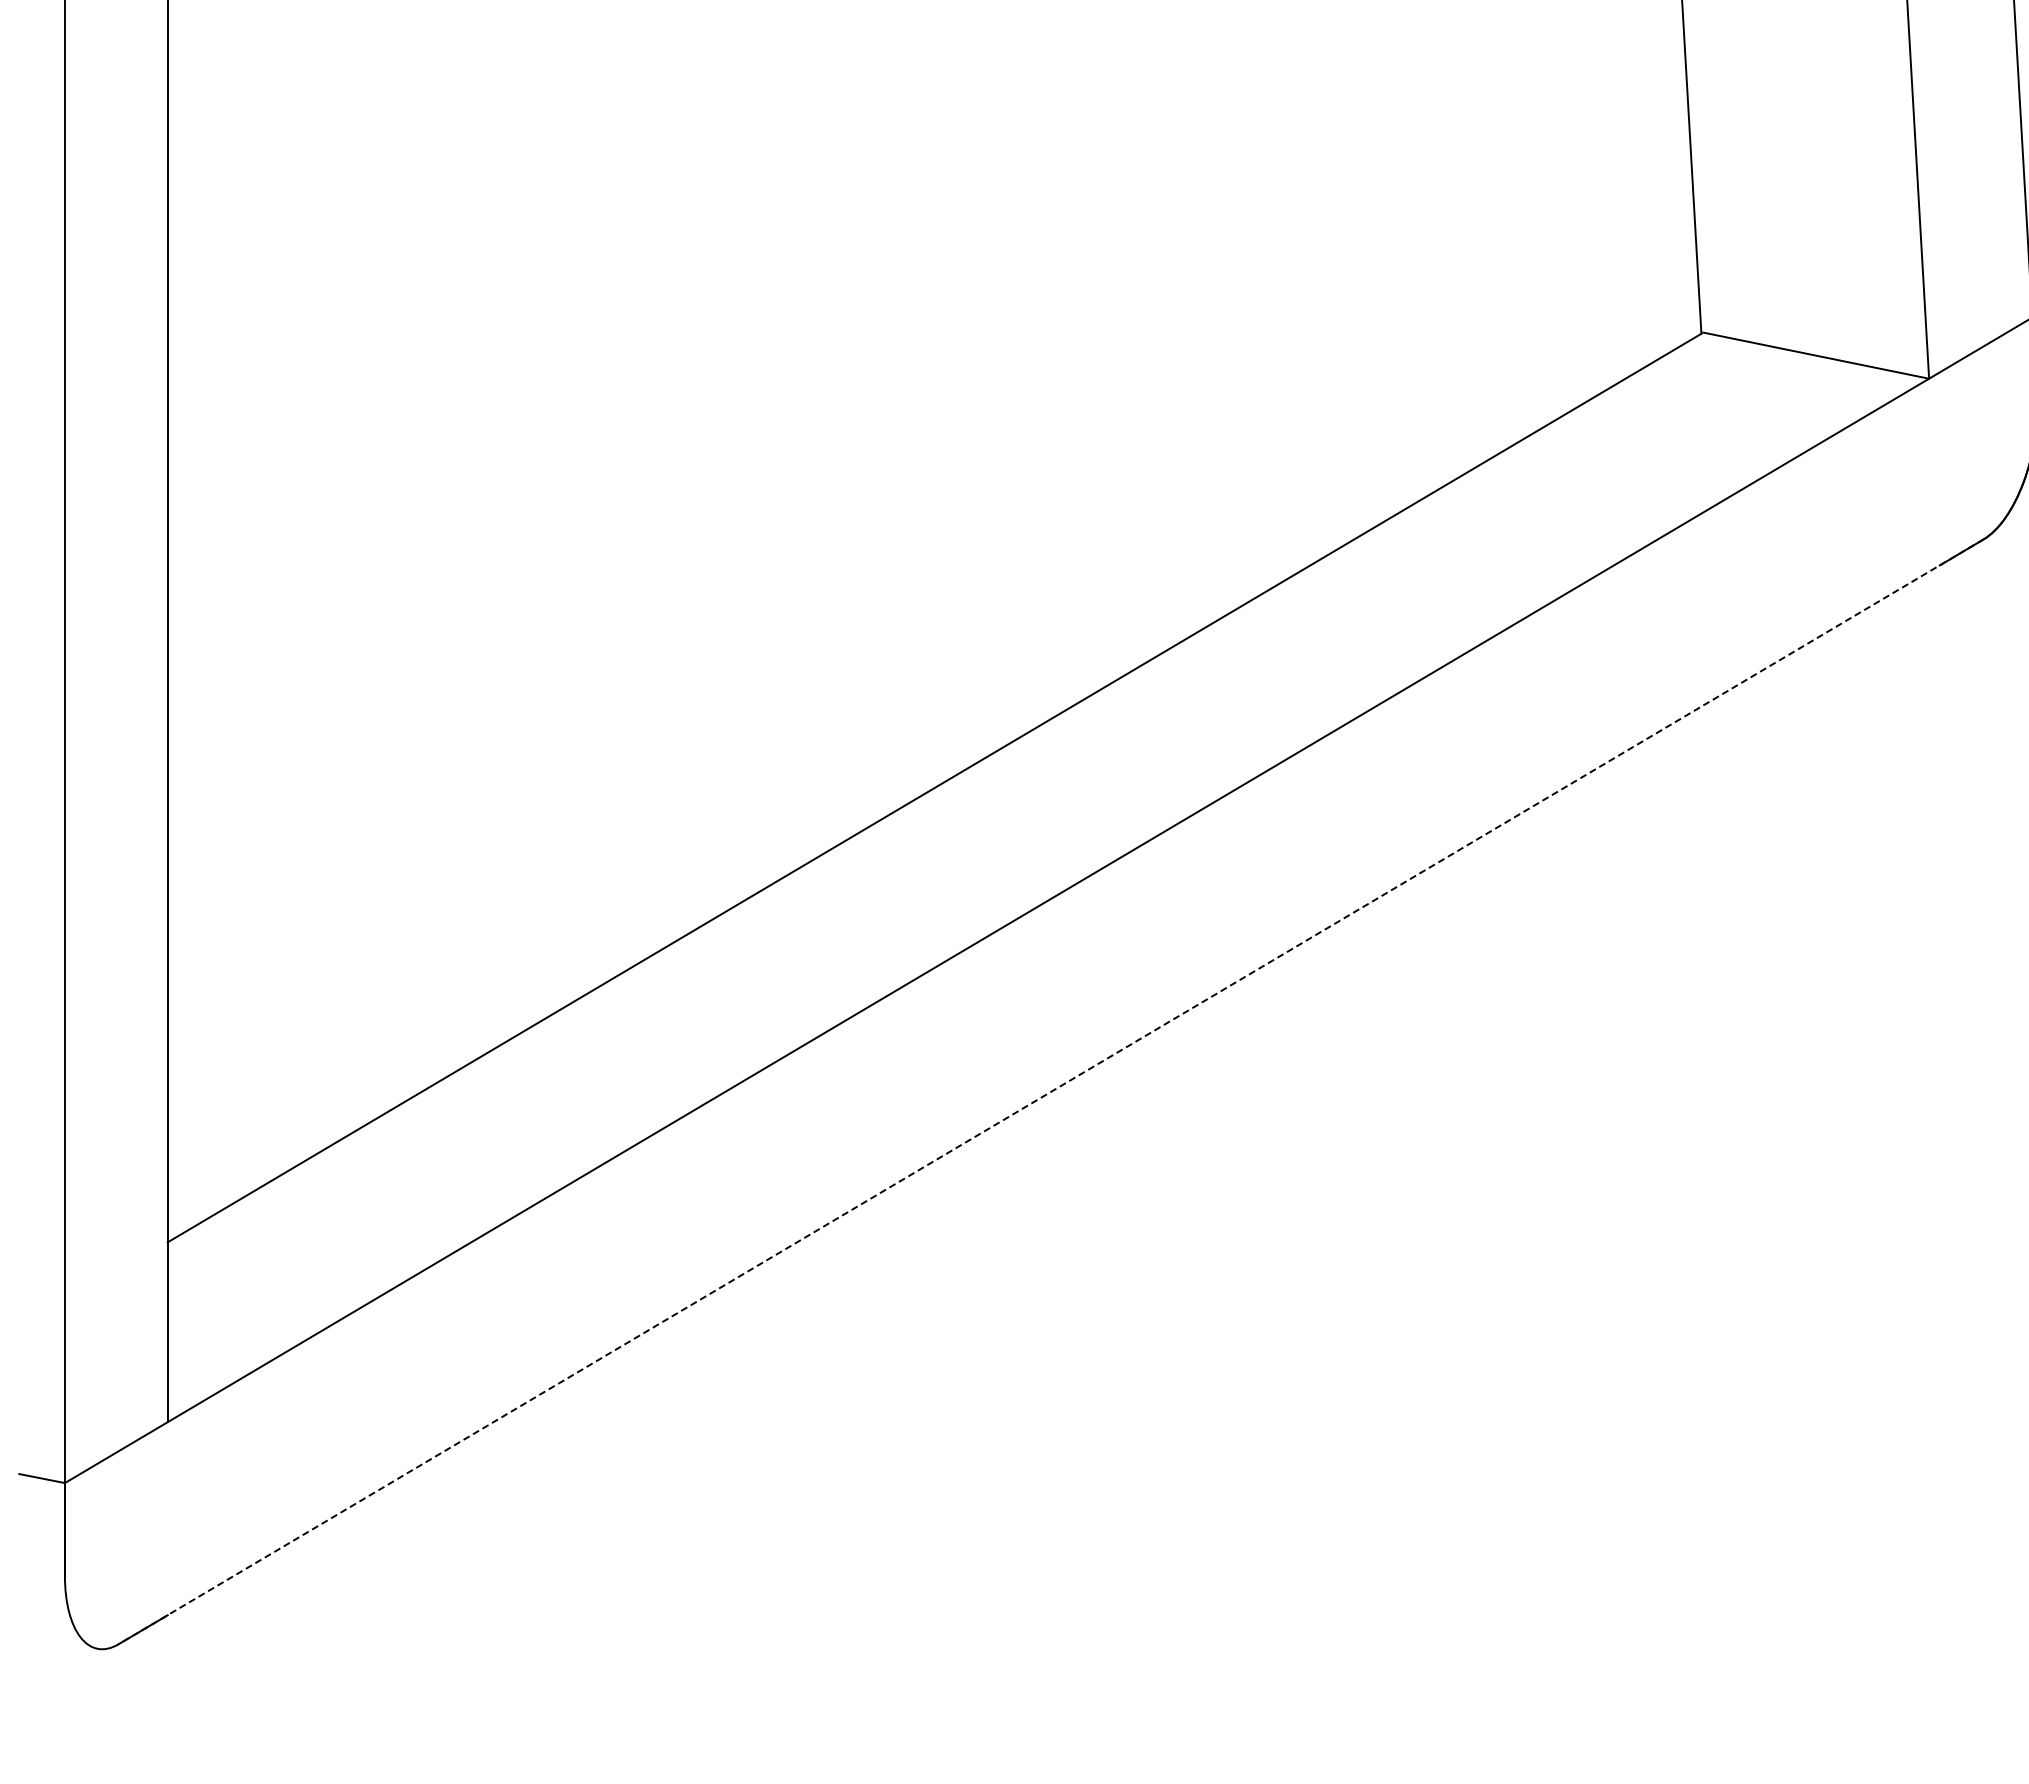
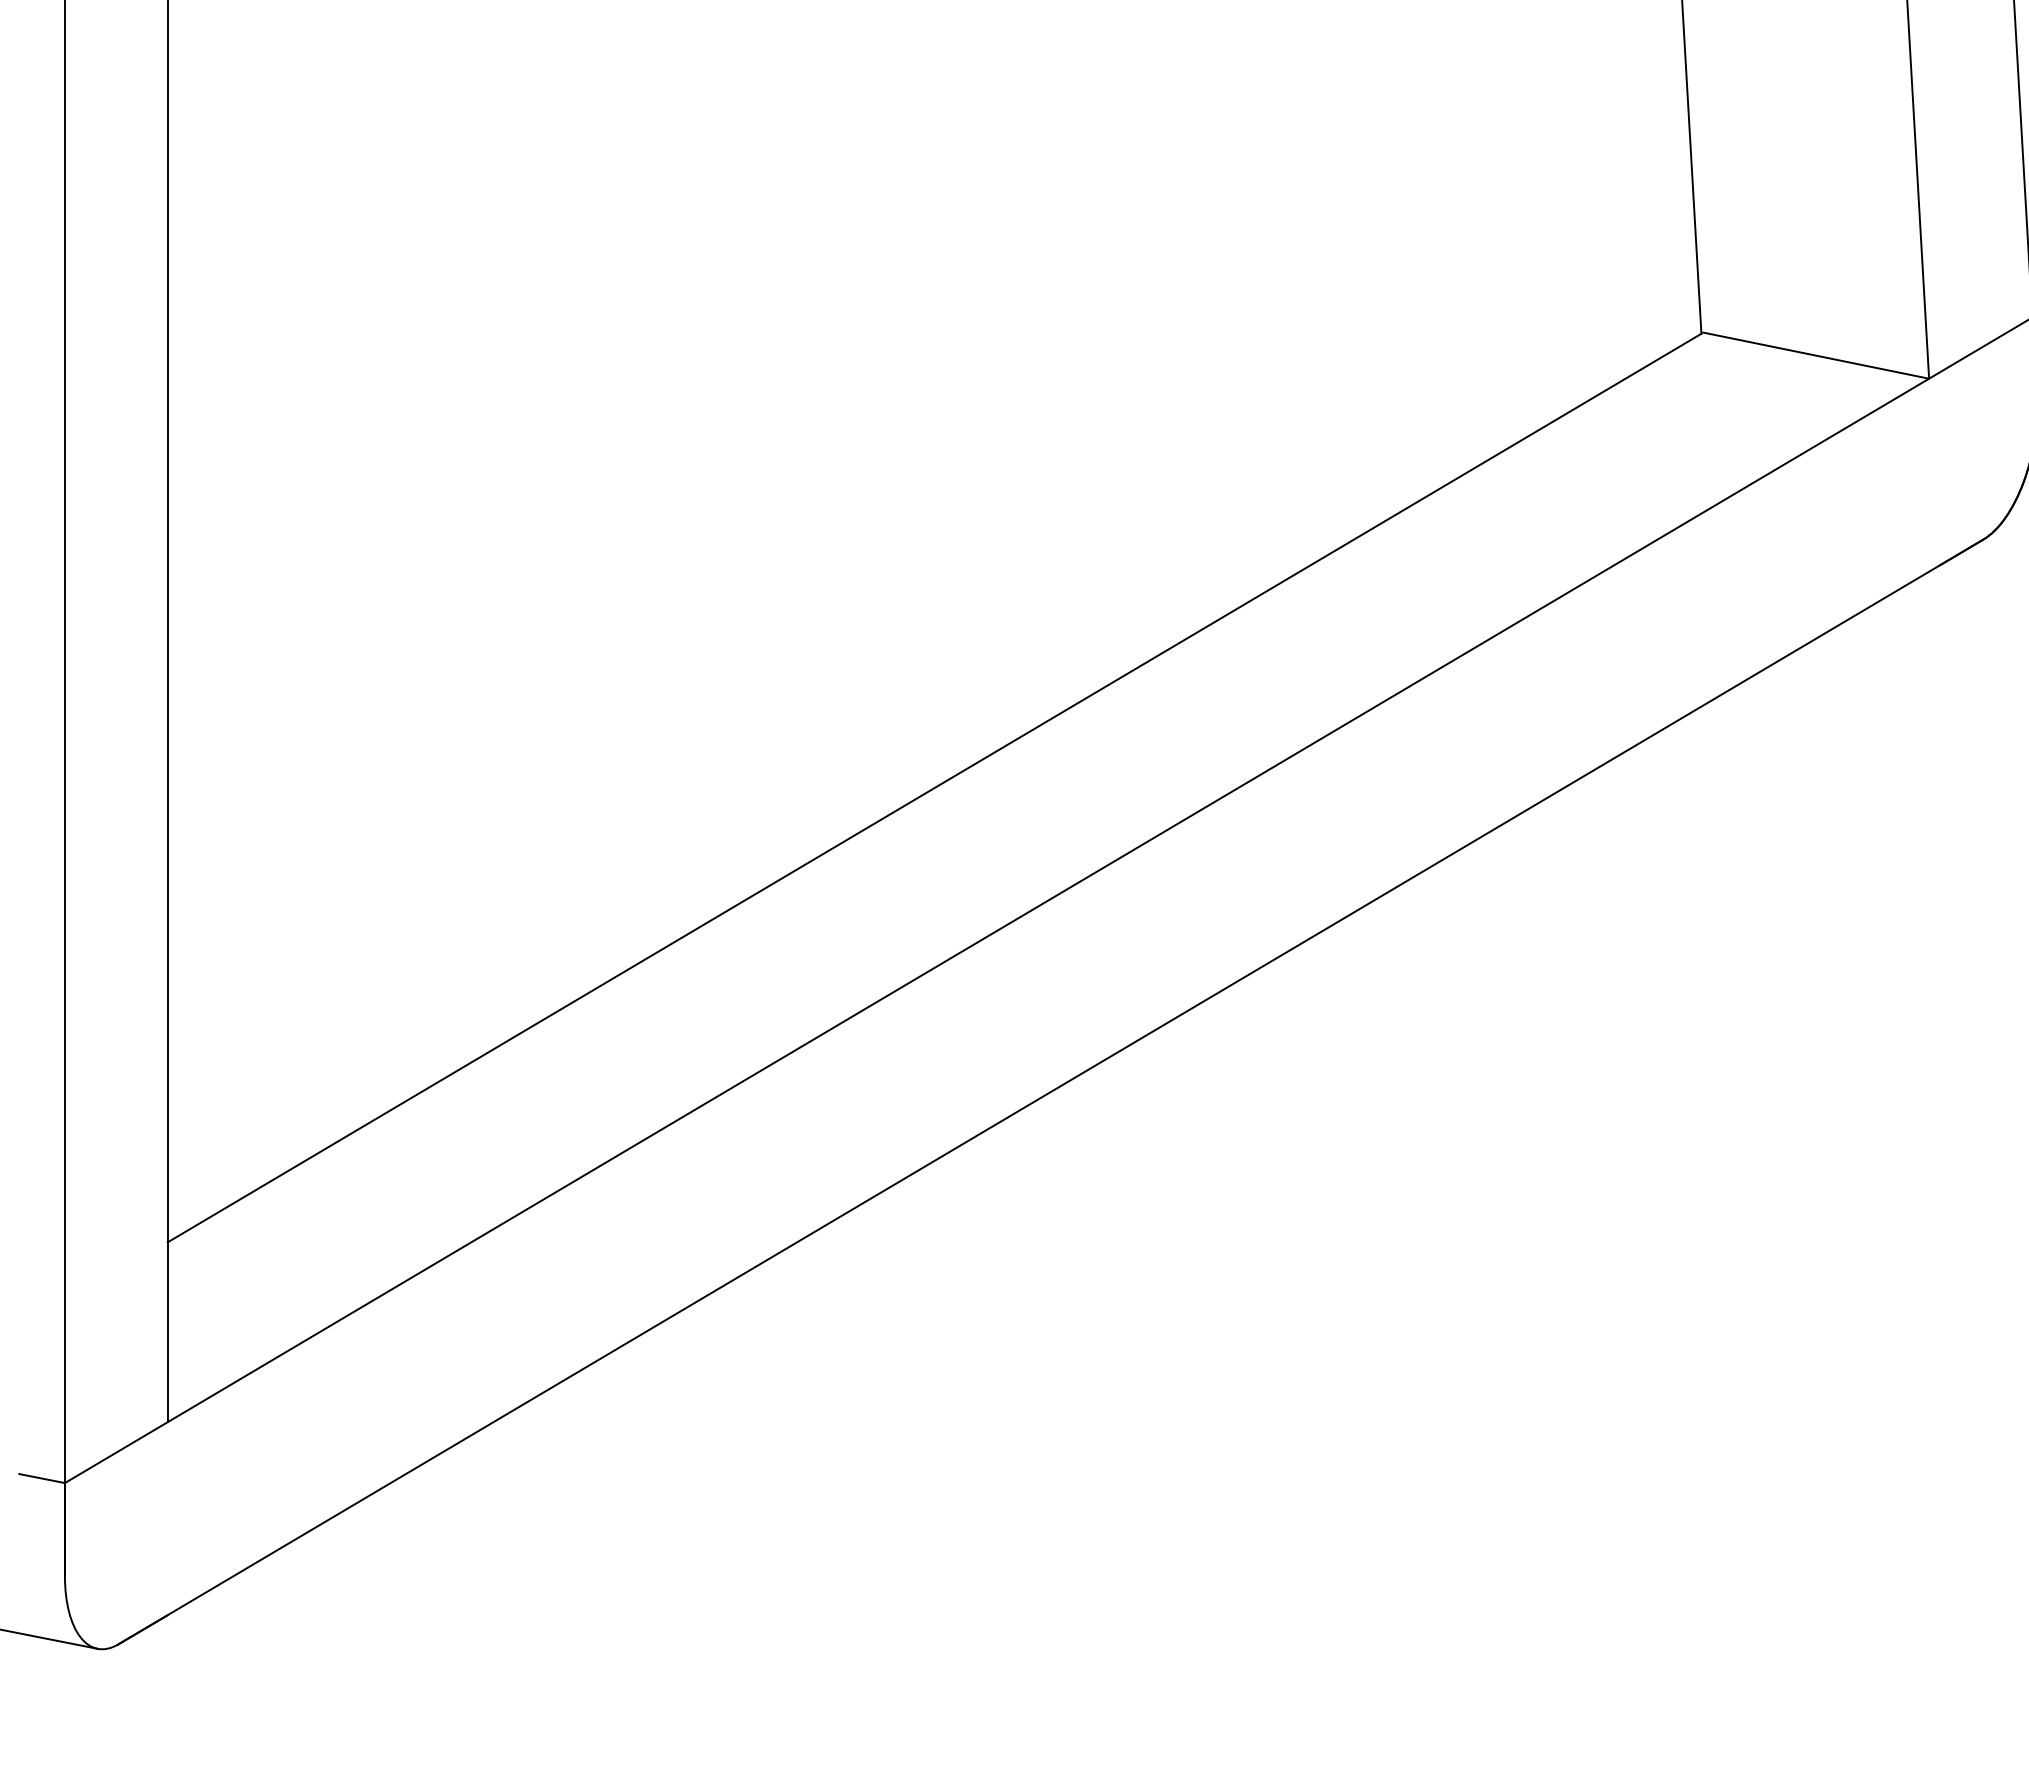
line: dashed -> solid (1050, 1092)
line: none -> present (49, 1639)
